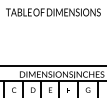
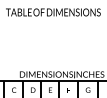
line: present -> none (52, 66)
